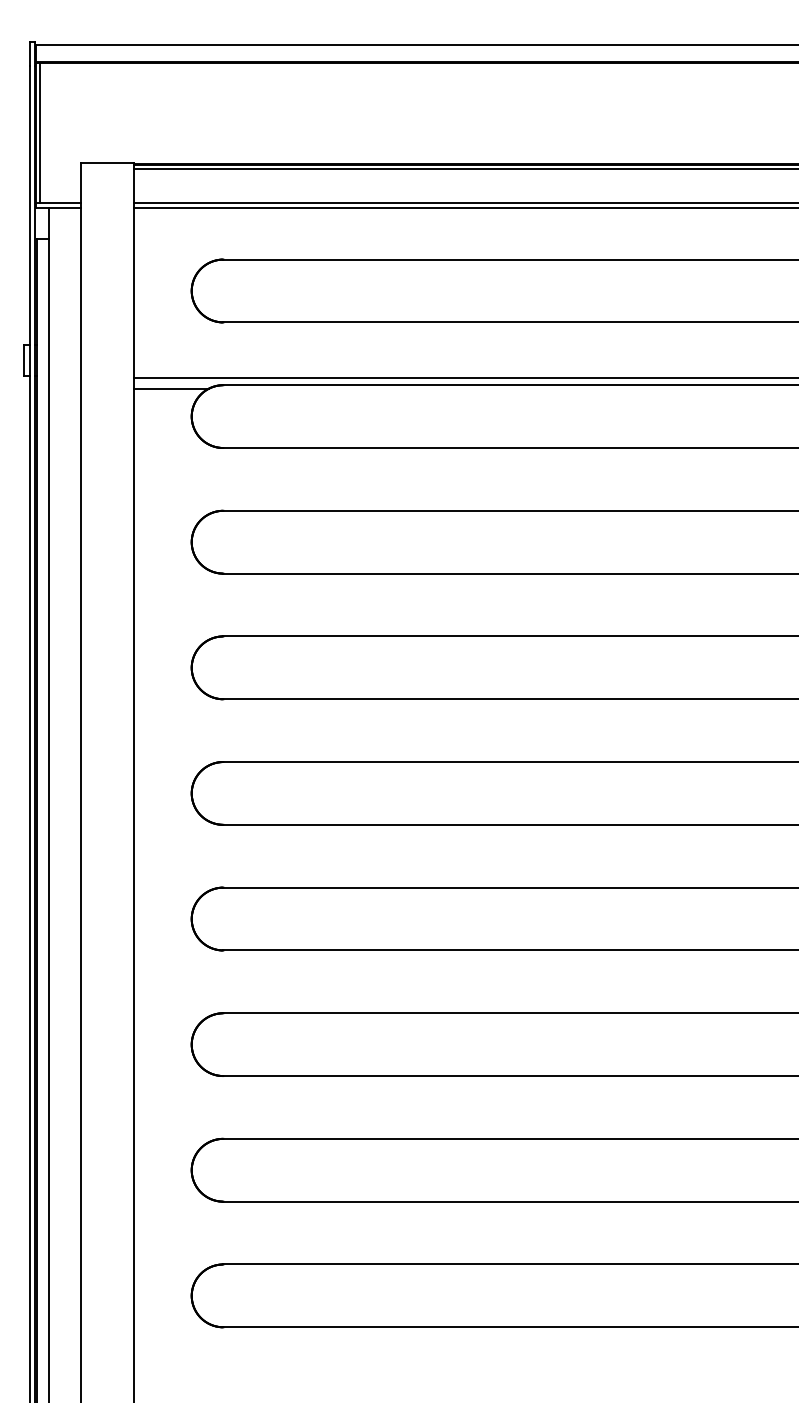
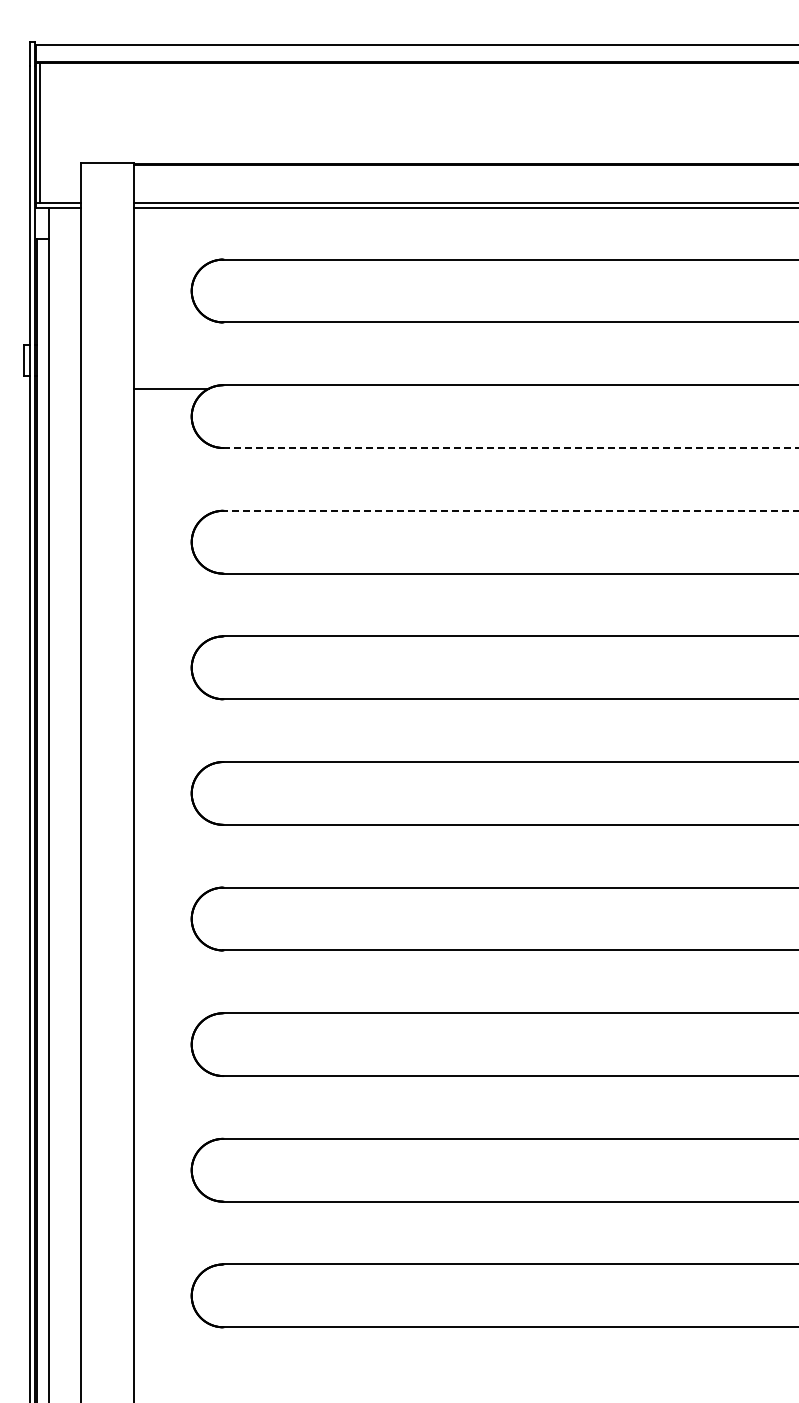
line: present -> none (464, 168)
line: present -> none (464, 378)
line: solid -> dashed (511, 448)
line: solid -> dashed (510, 510)
